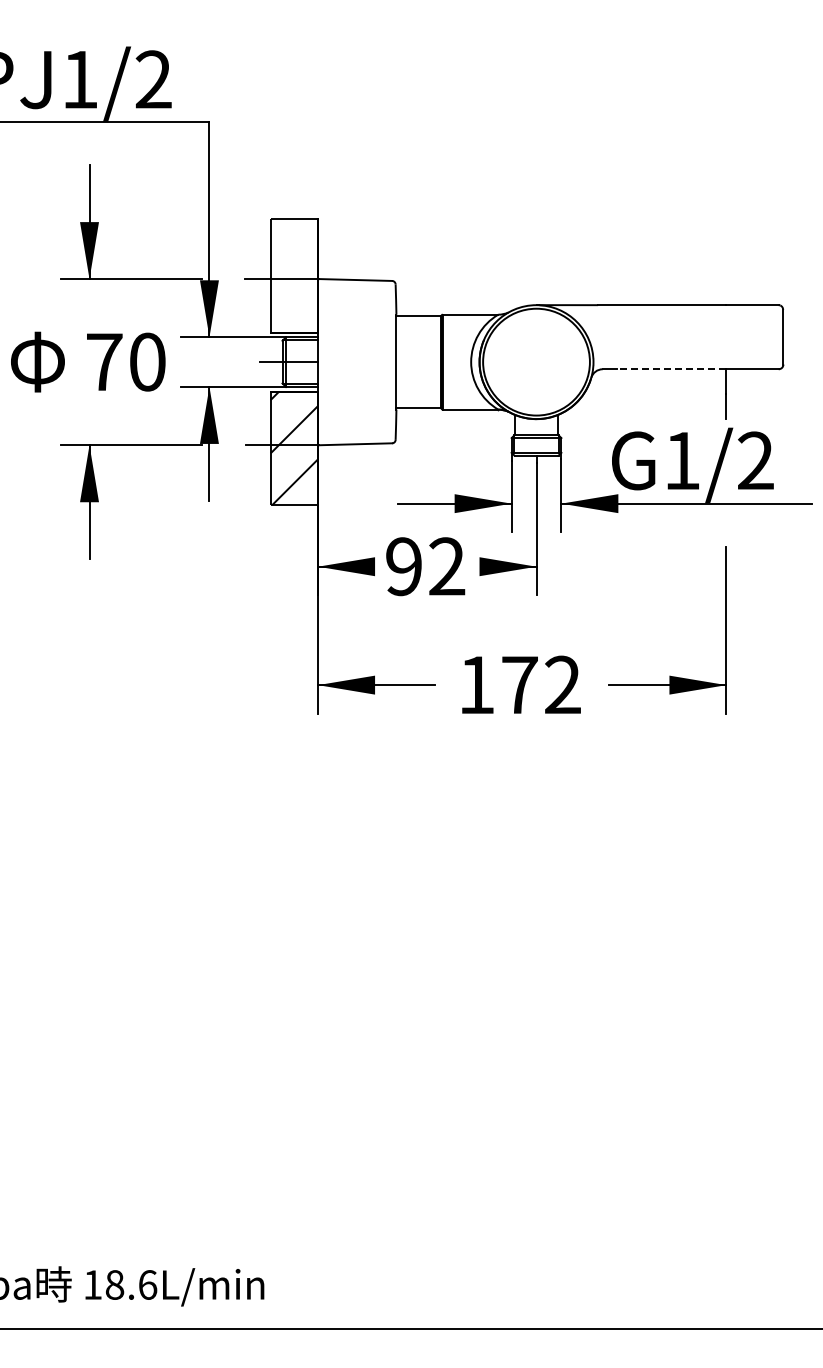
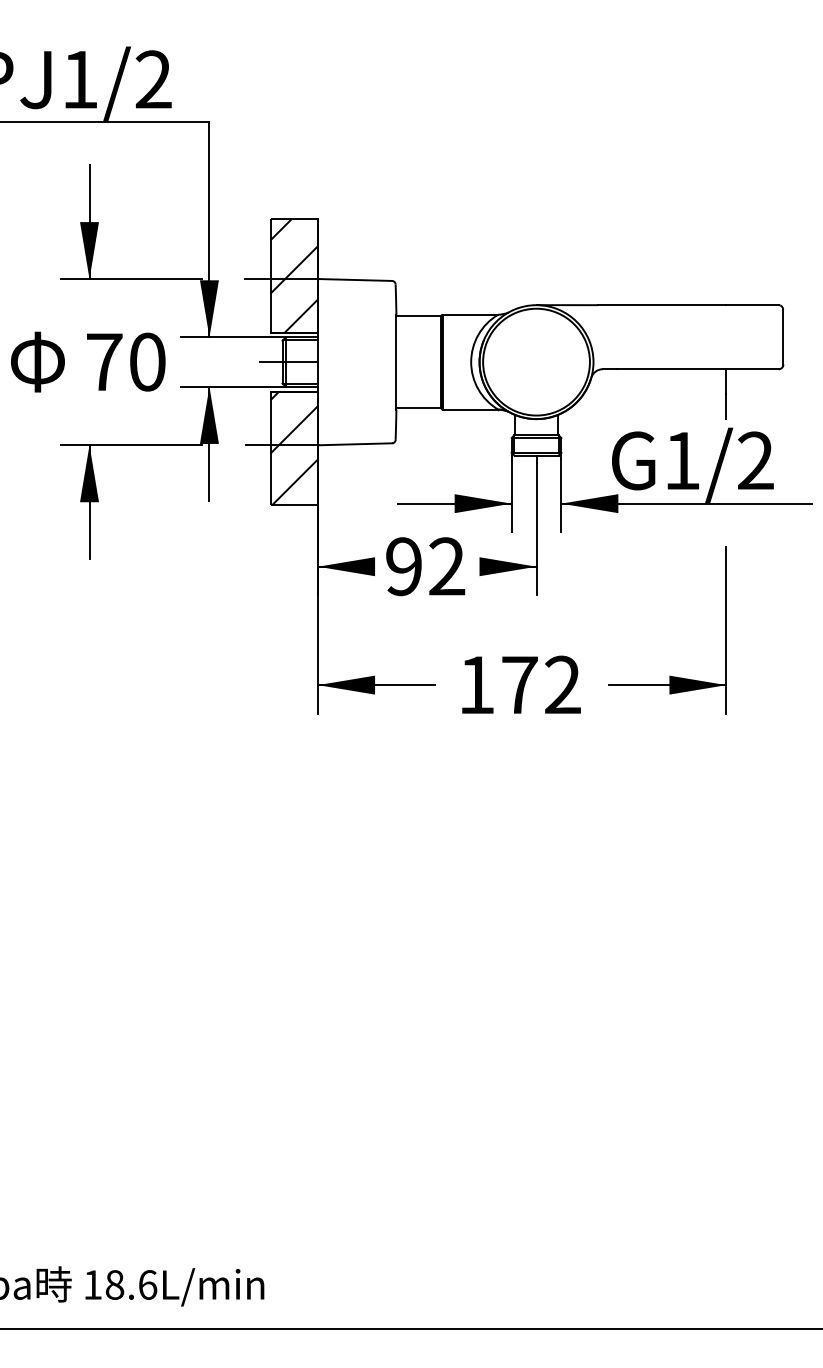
hatch: none -> present (294, 275)
line: dashed -> solid (671, 369)
